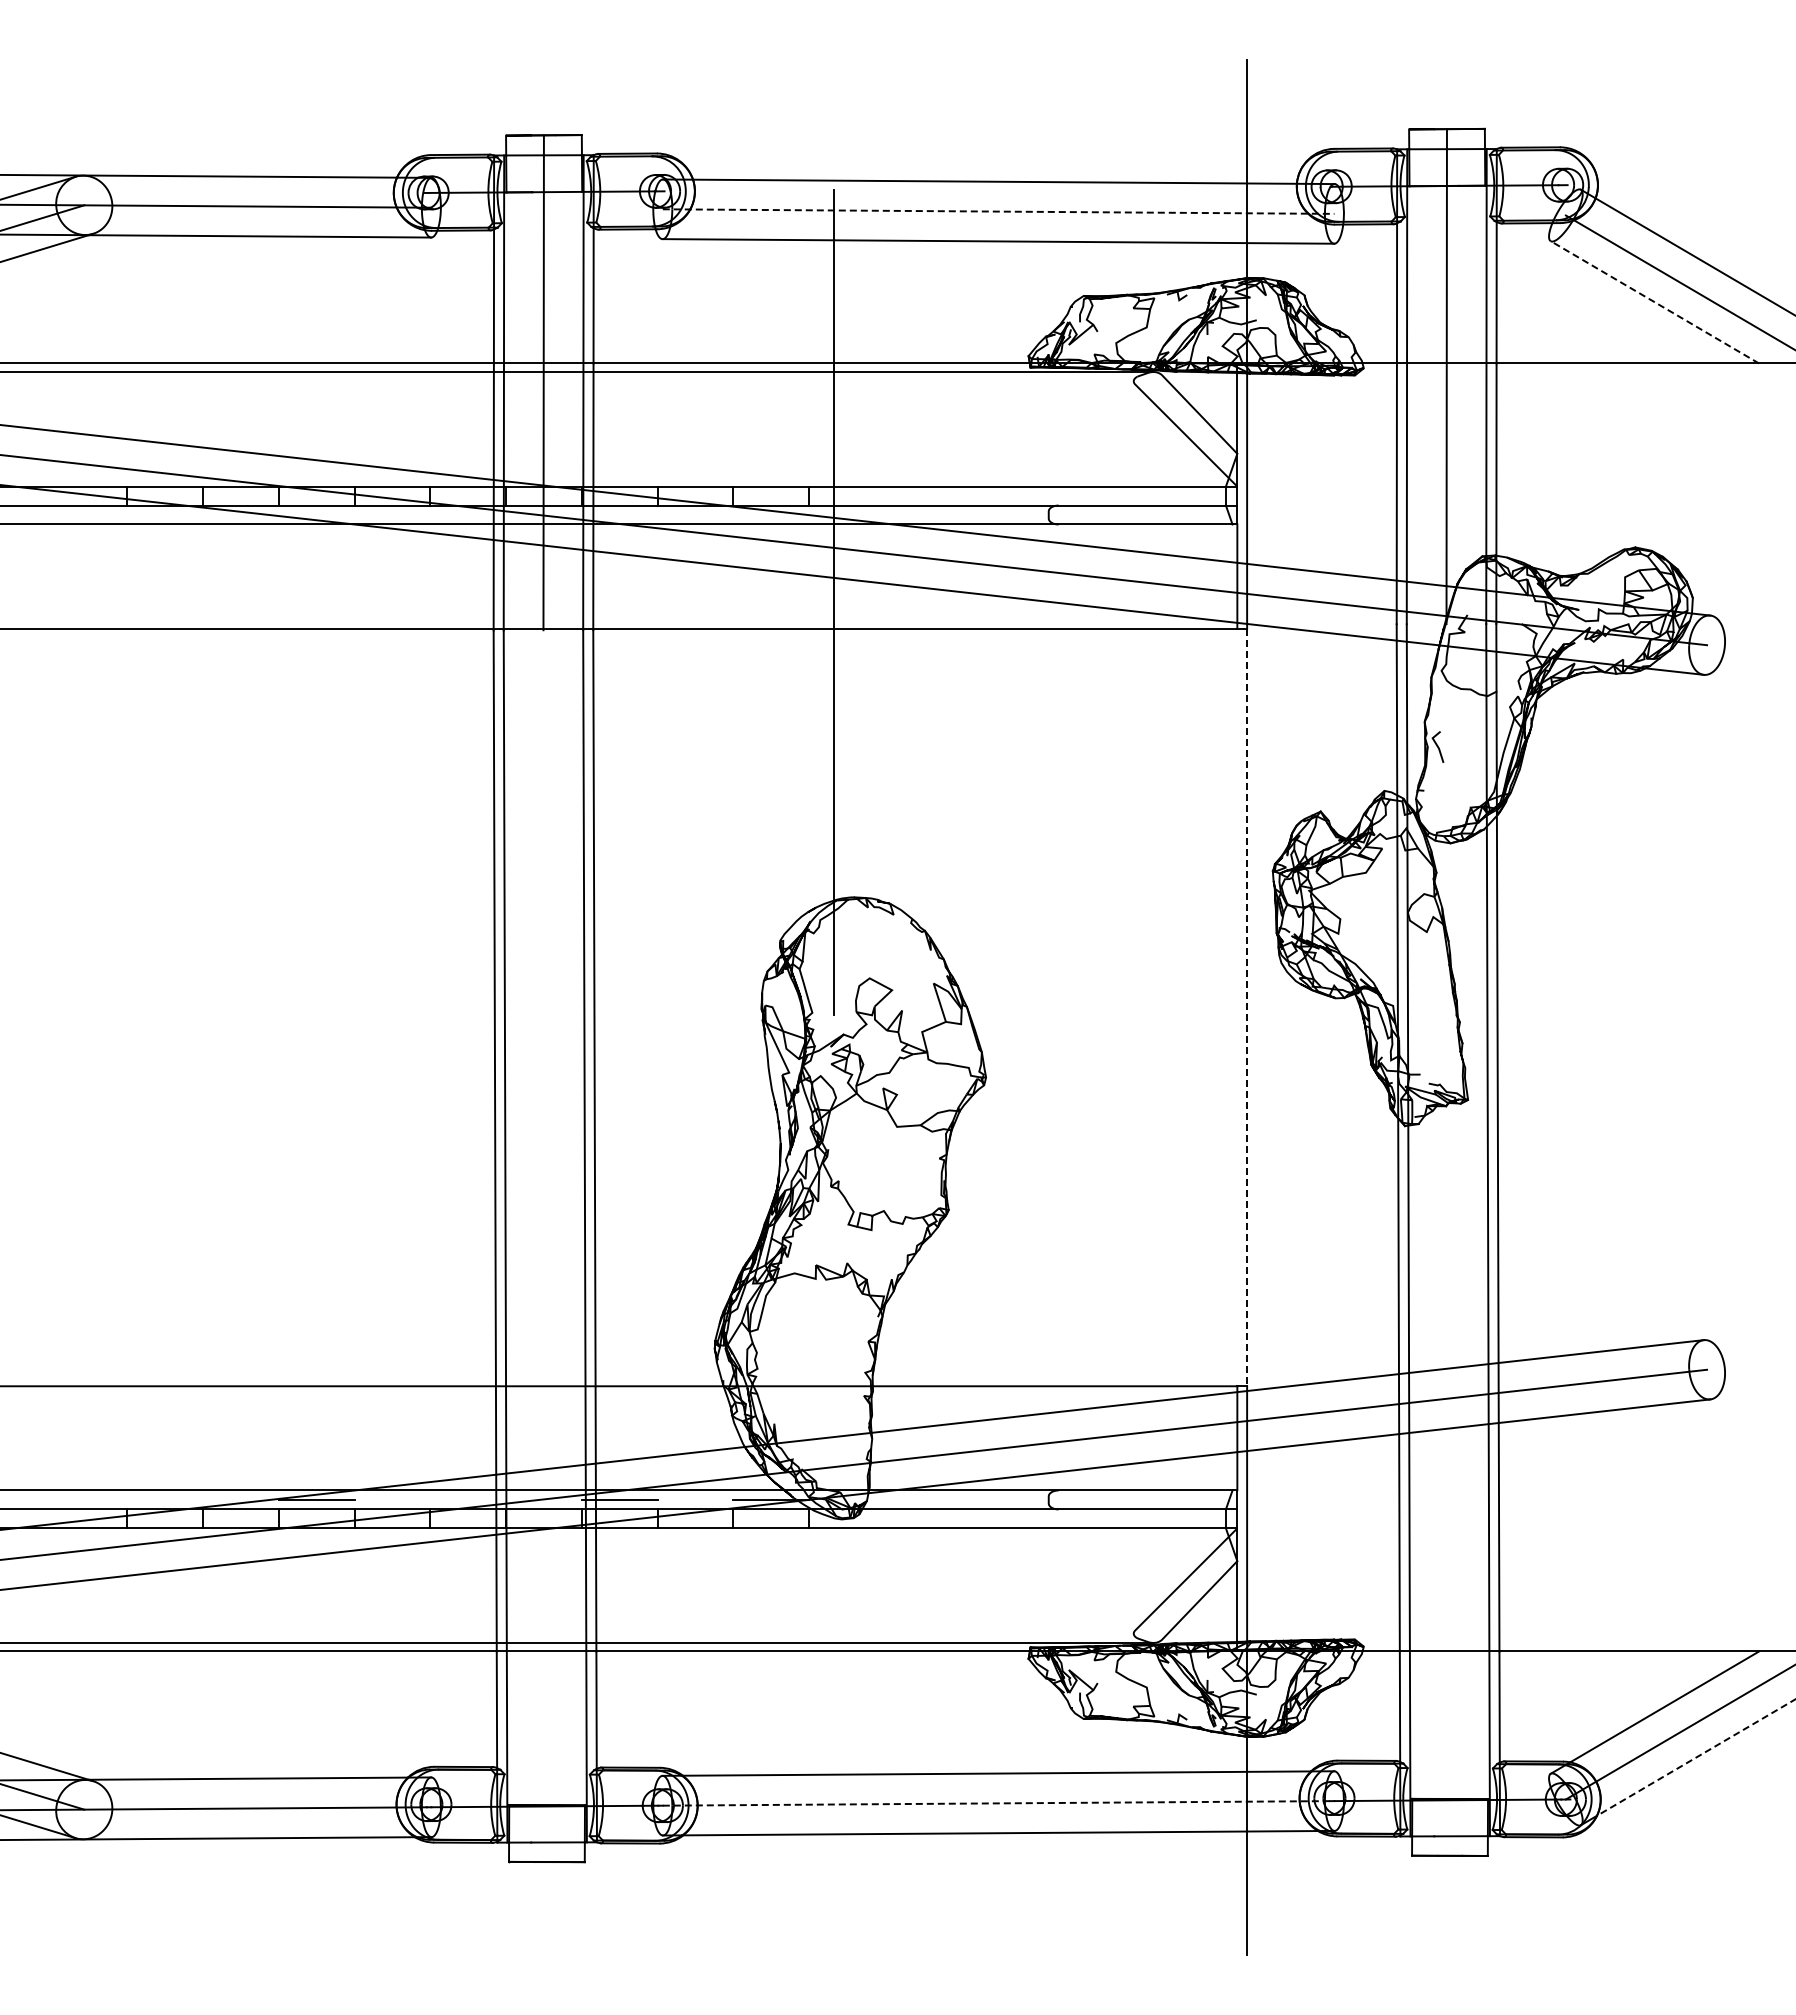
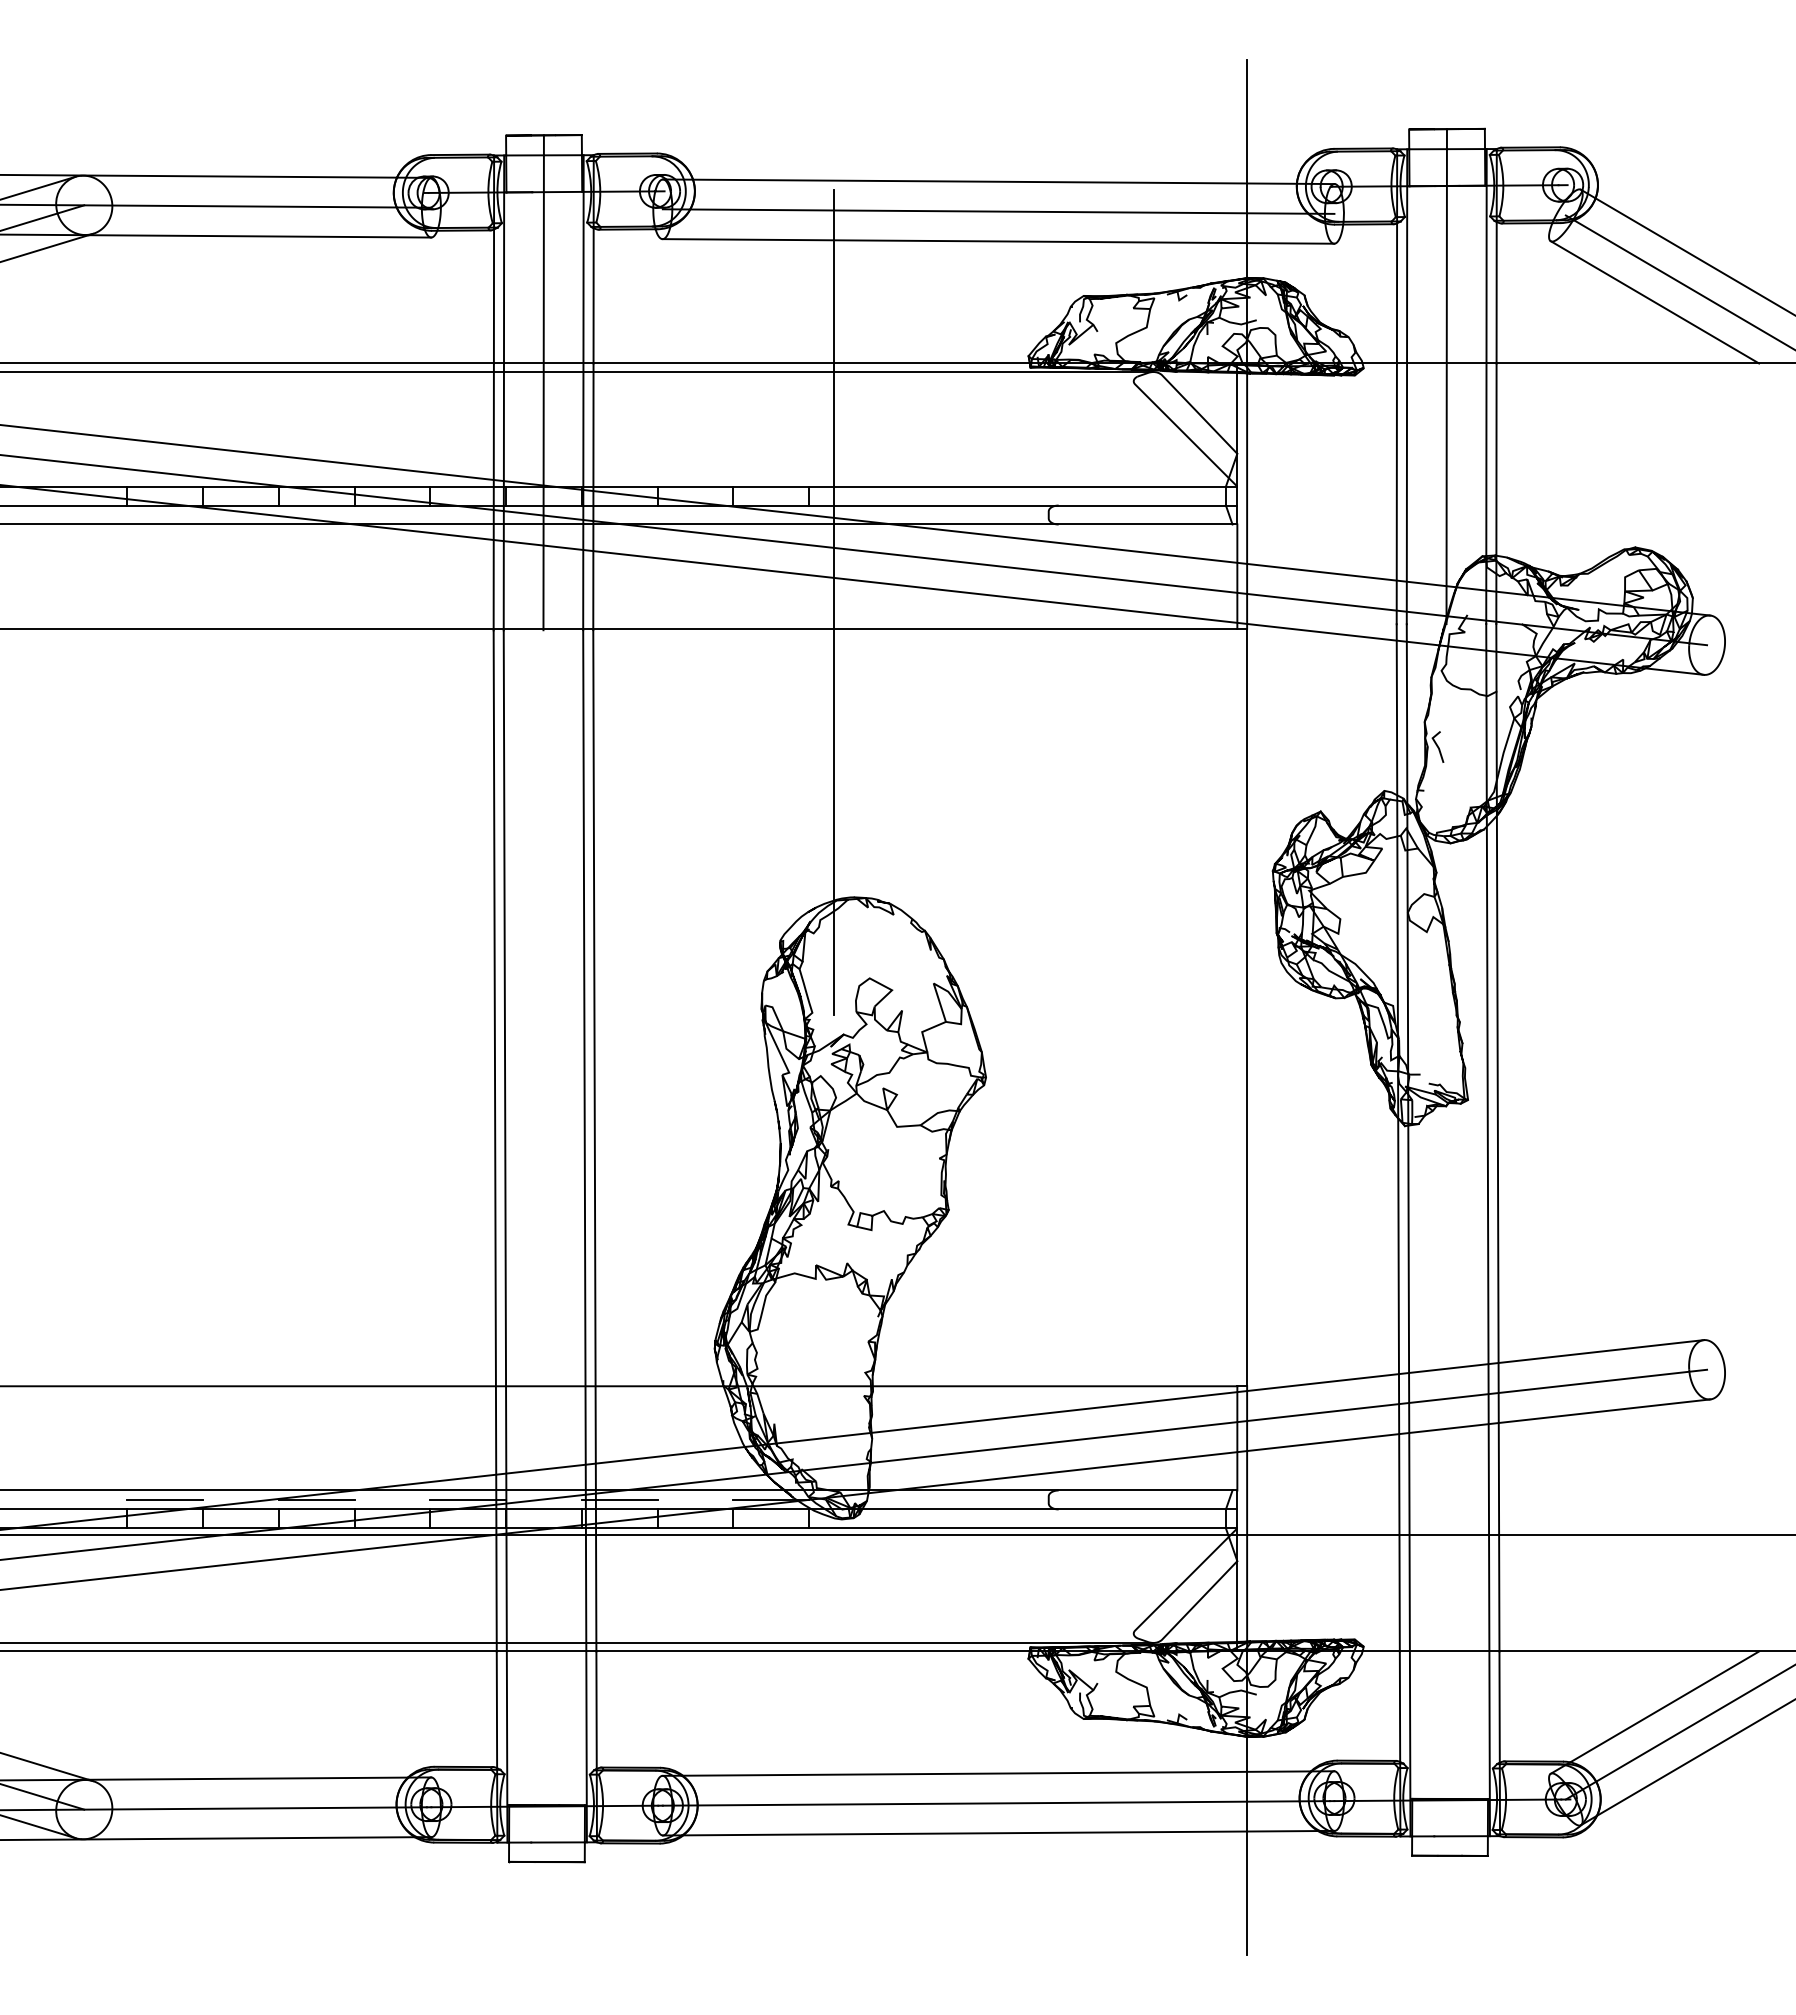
line: dashed -> solid (998, 211)
line: dashed -> solid (1654, 302)
line: dashed -> solid (1247, 1007)
line: none -> present (165, 1500)
line: none -> present (468, 1500)
line: none -> present (897, 1535)
line: dashed -> solid (1695, 1757)
line: dashed -> solid (996, 1803)
